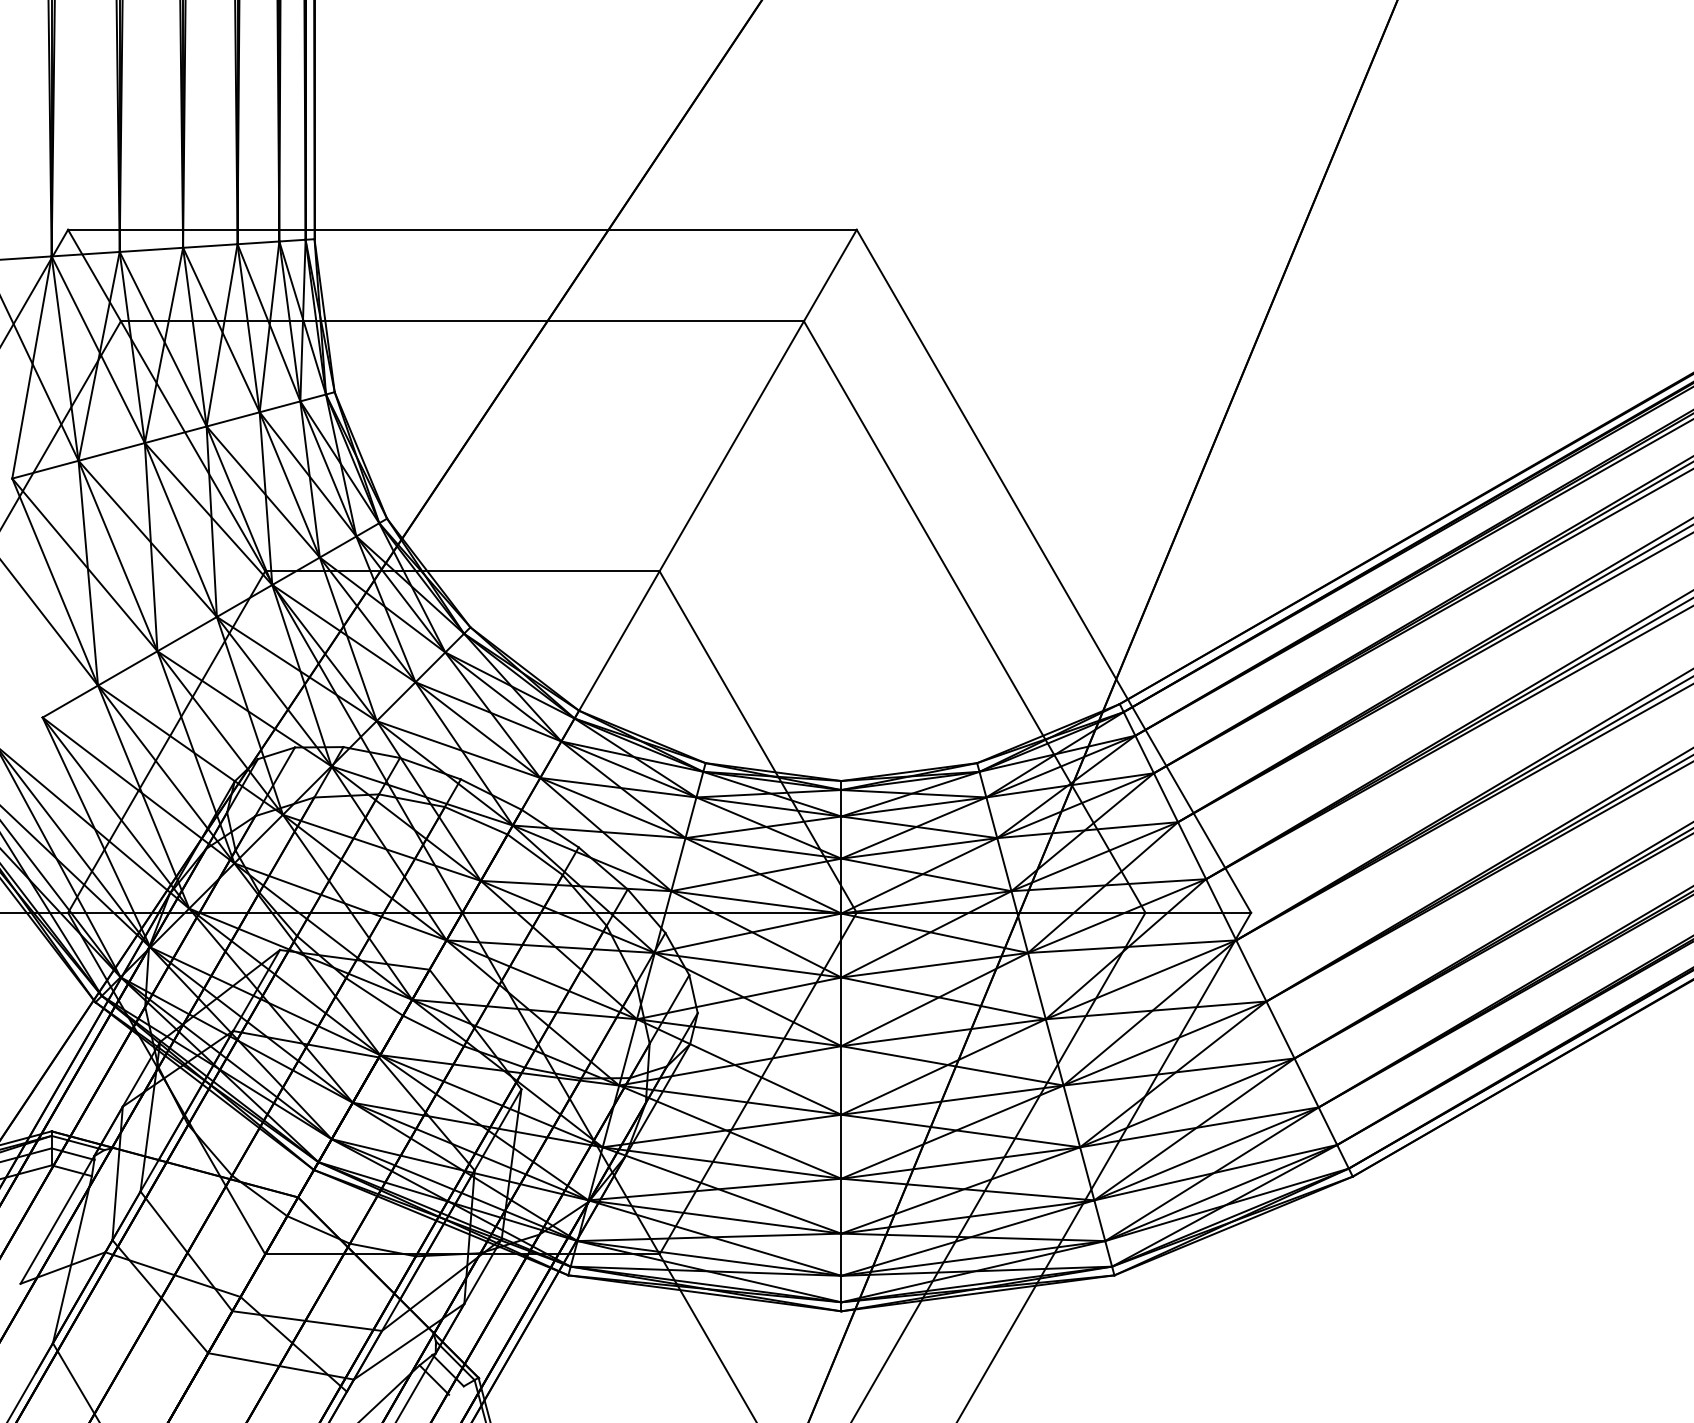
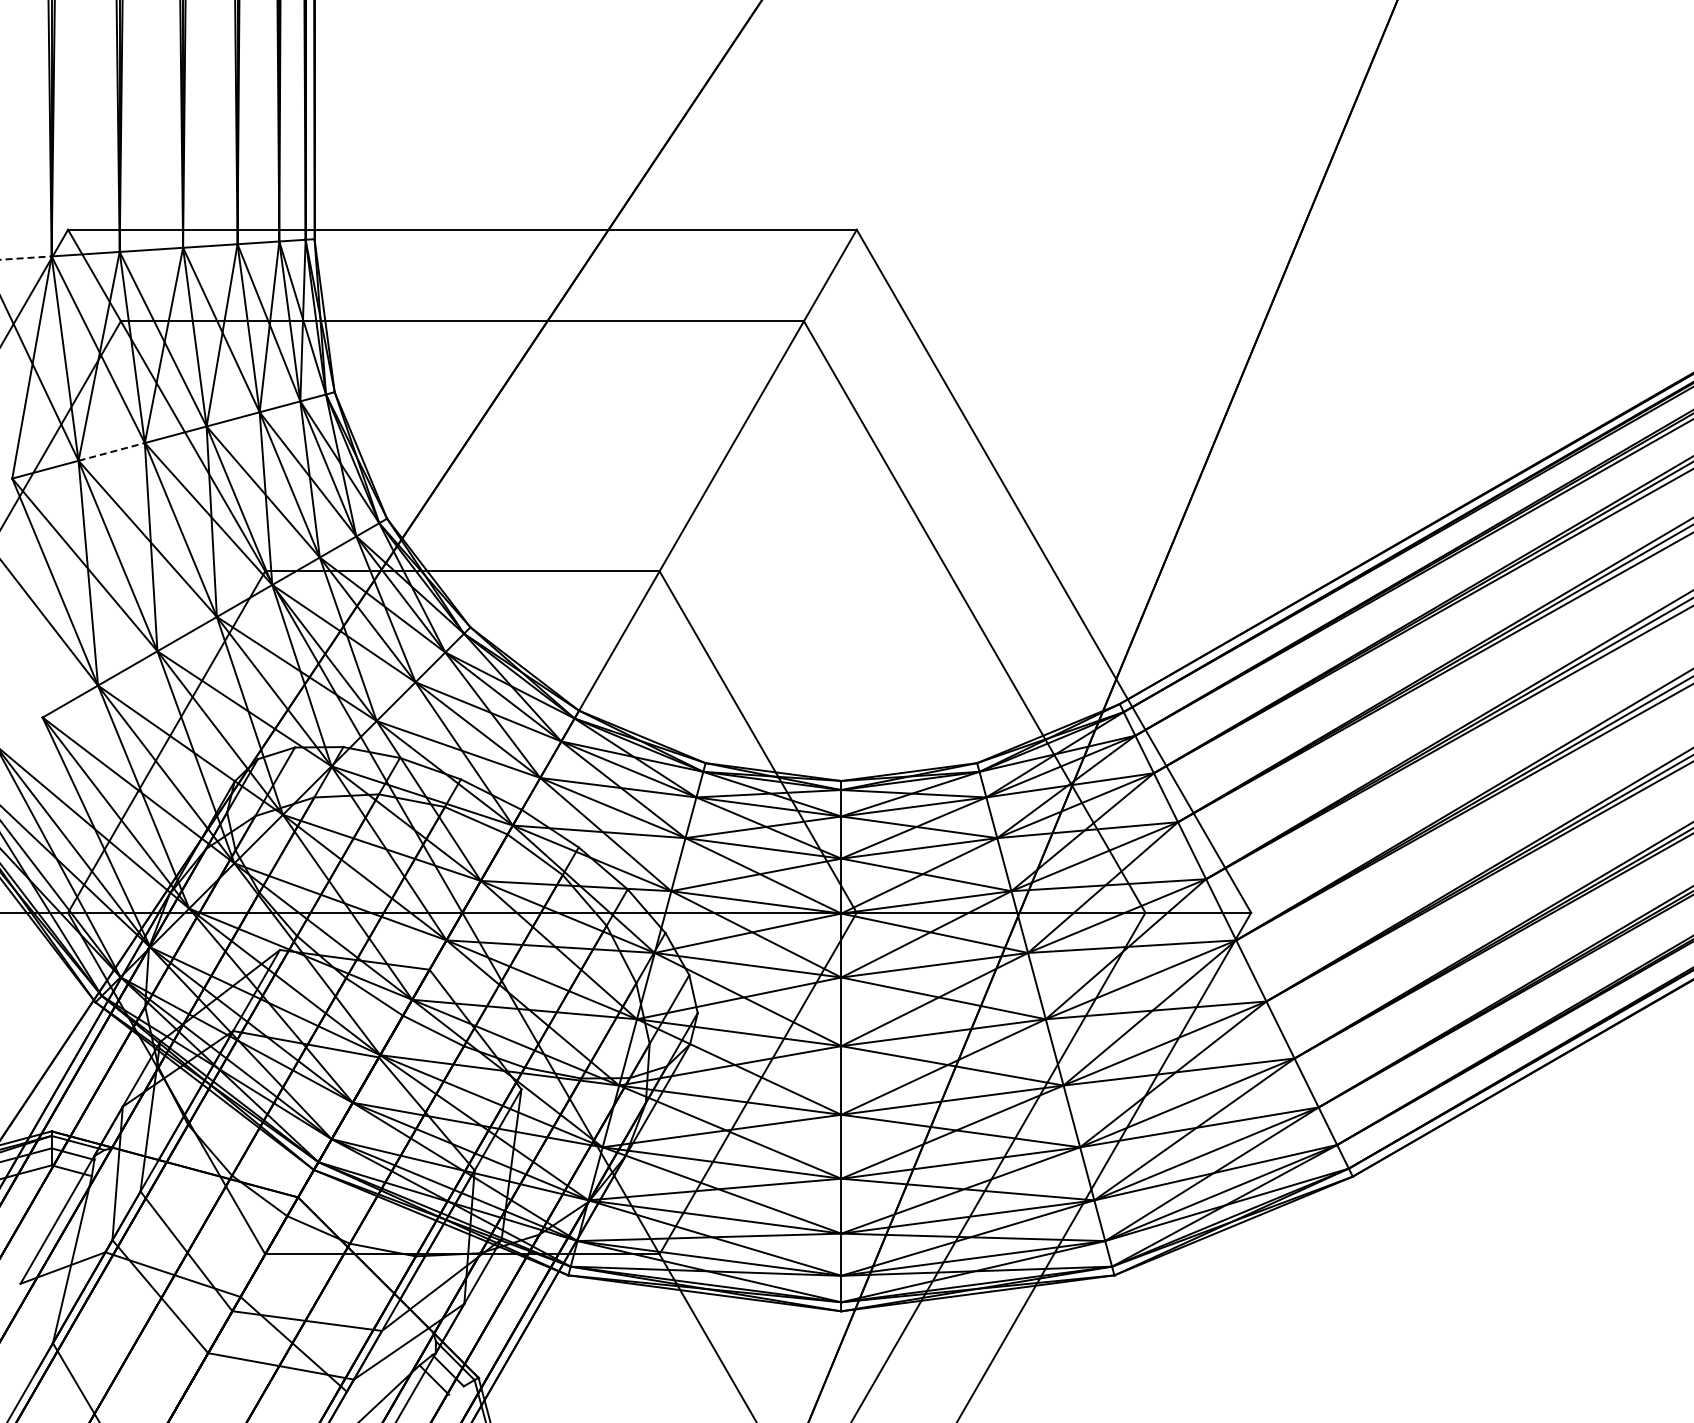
line: solid -> dashed (26, 258)
line: solid -> dashed (112, 451)
